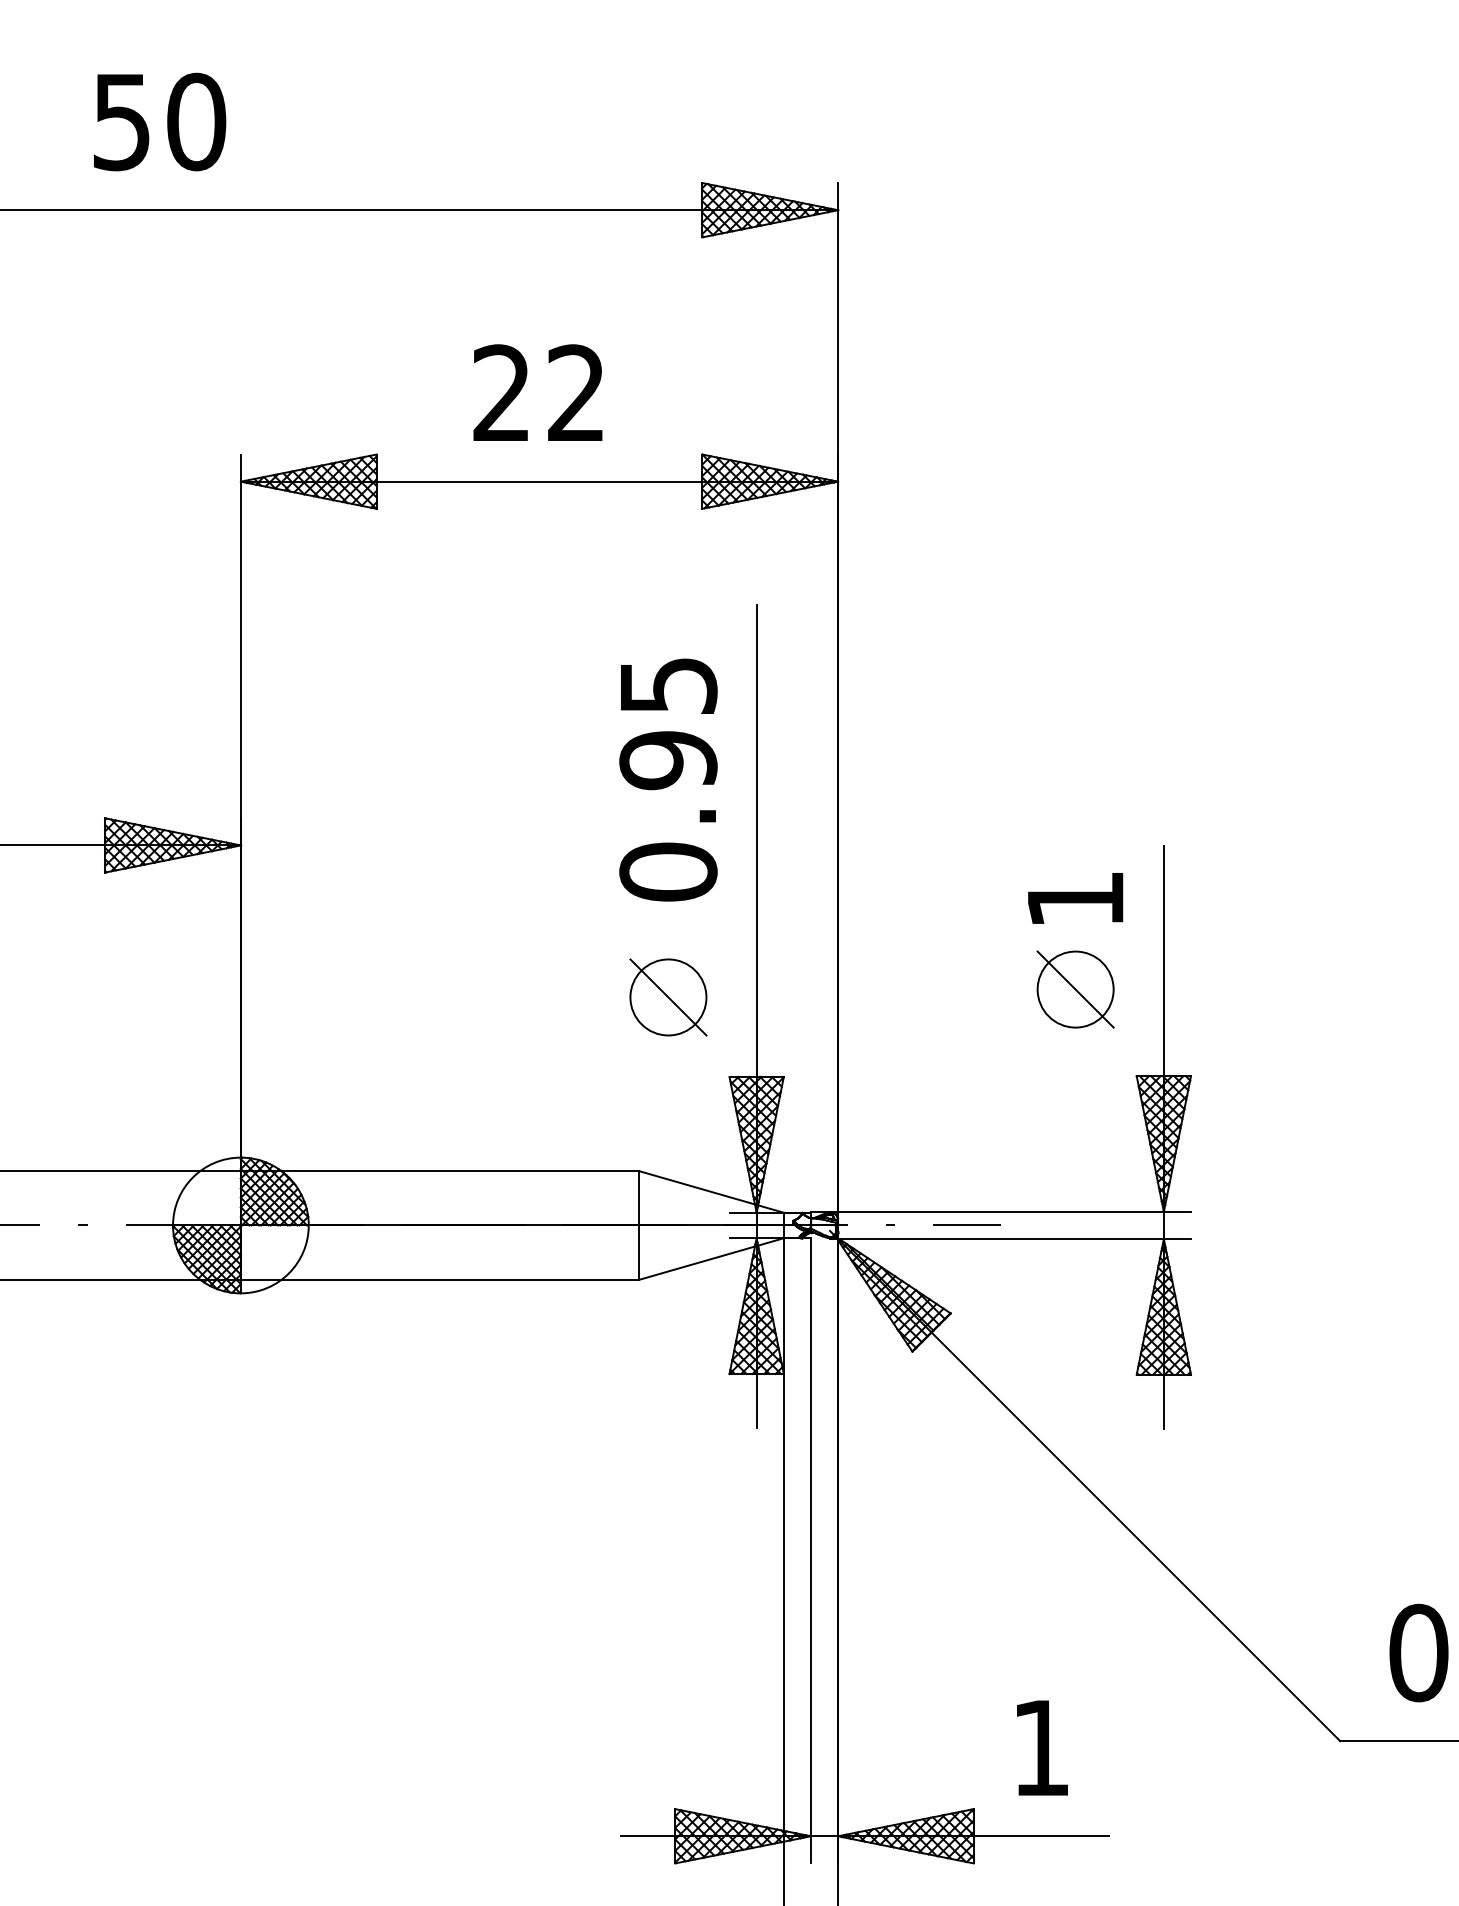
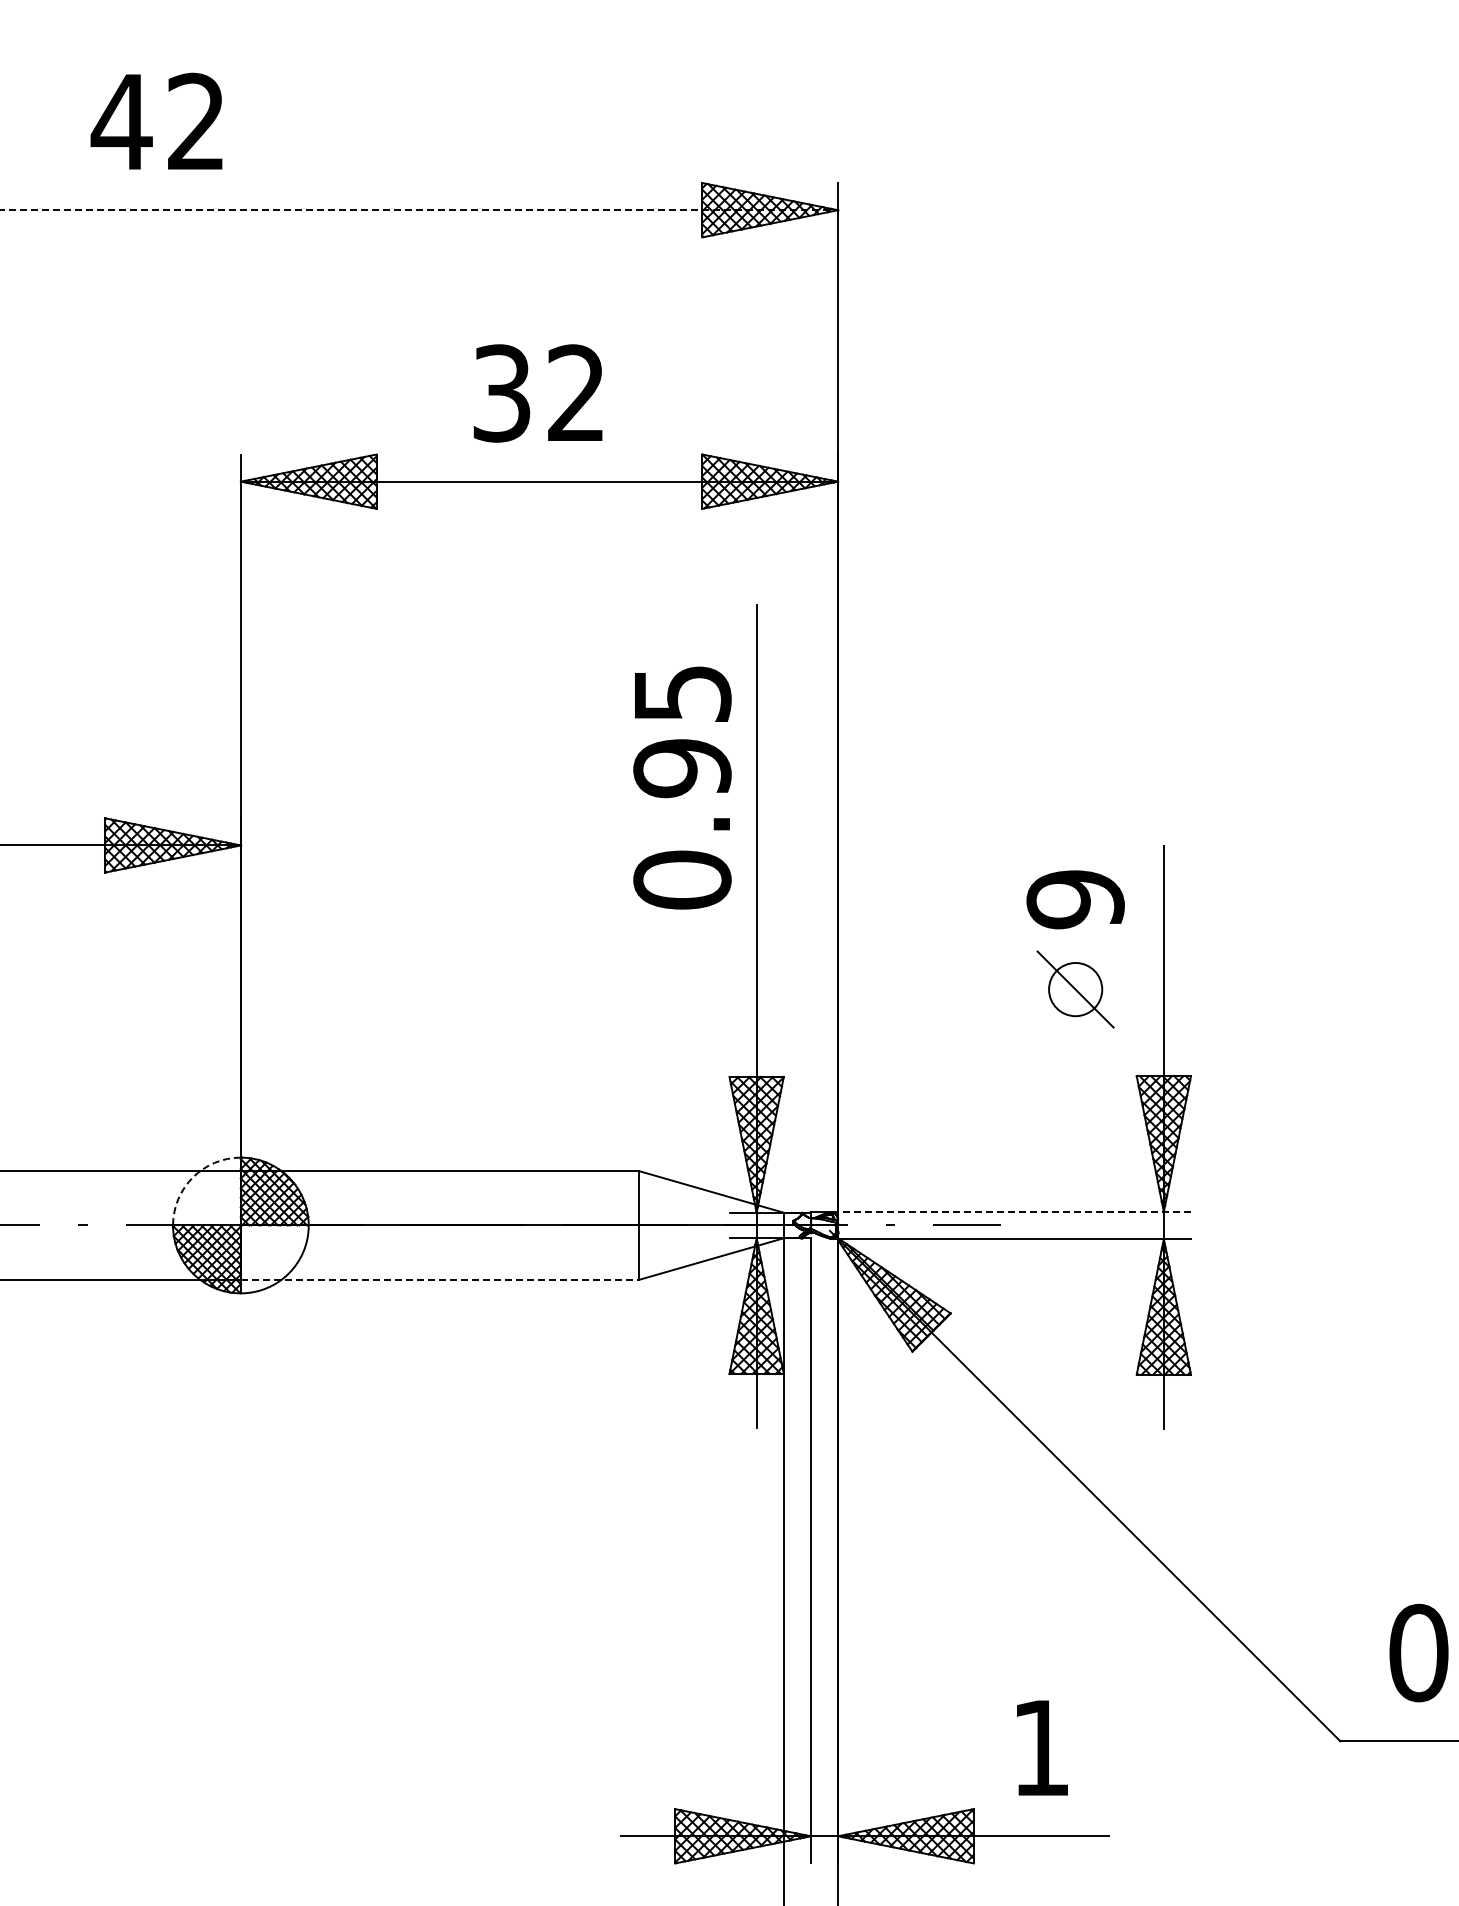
text: 50 -> 42 (158, 121)
line: solid -> dashed (419, 210)
text: 22 -> 32 (501, 393)
text position: (668, 779) -> (682, 787) (682, 787)
text: 1 -> 9 (1075, 899)
circle diameter: 76 px -> 53 px (1075, 989)
part: present -> none (668, 997)
arc: solid -> dashed (192, 1177)
line: solid -> dashed (1010, 1211)
line: solid -> dashed (440, 1279)
